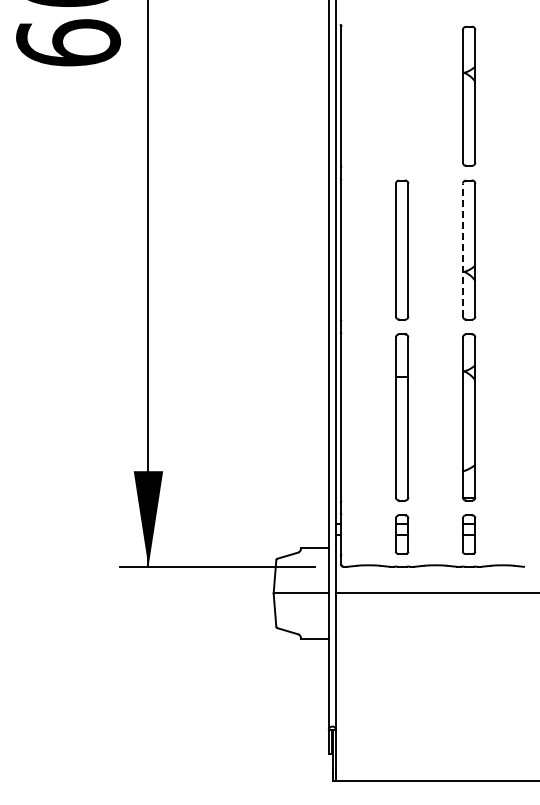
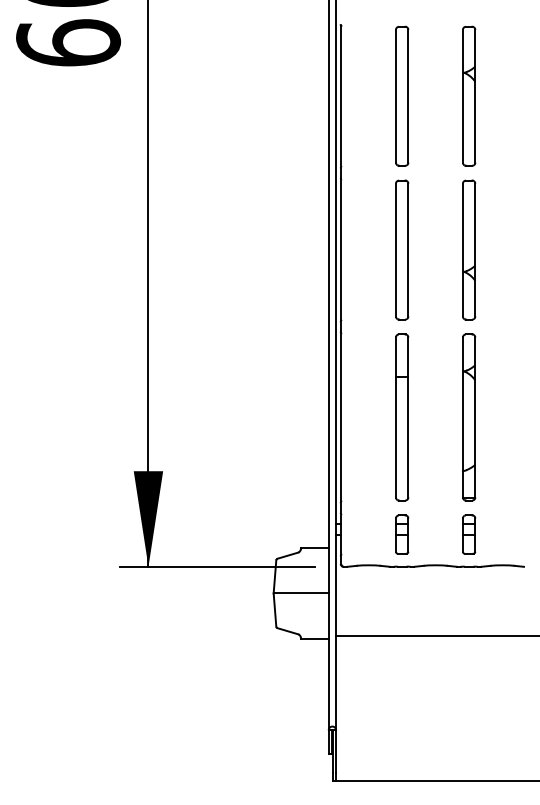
part: none -> present (402, 95)
line: dashed -> solid (462, 249)
line position: (436, 593) -> (436, 636) (436, 636)
